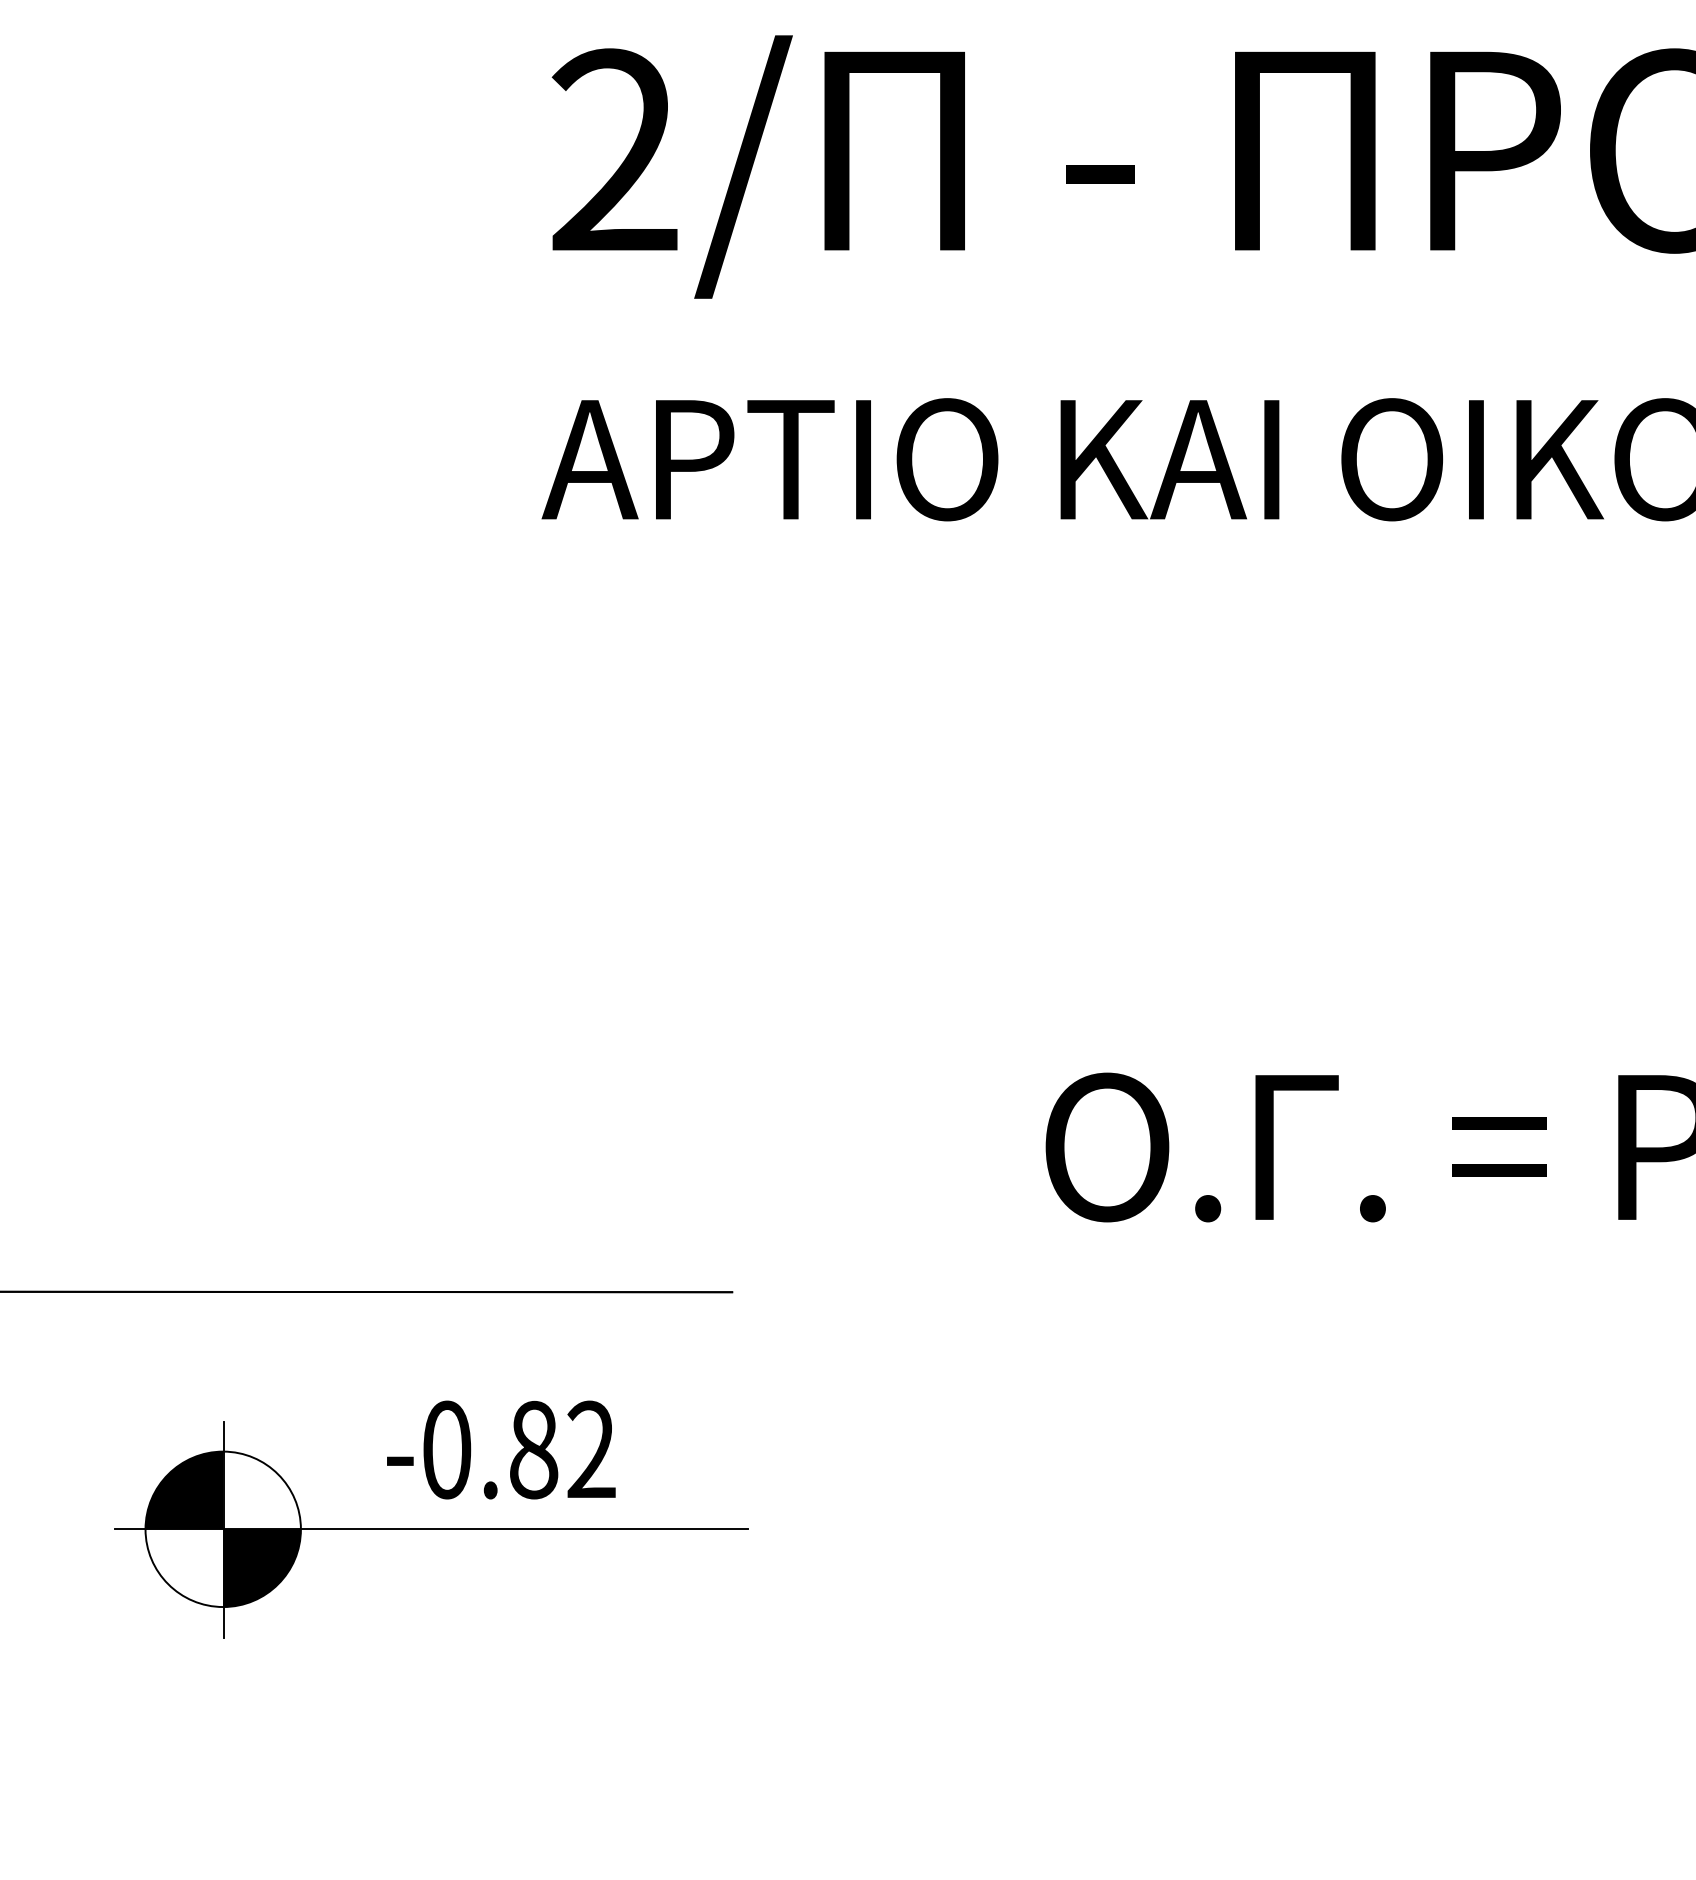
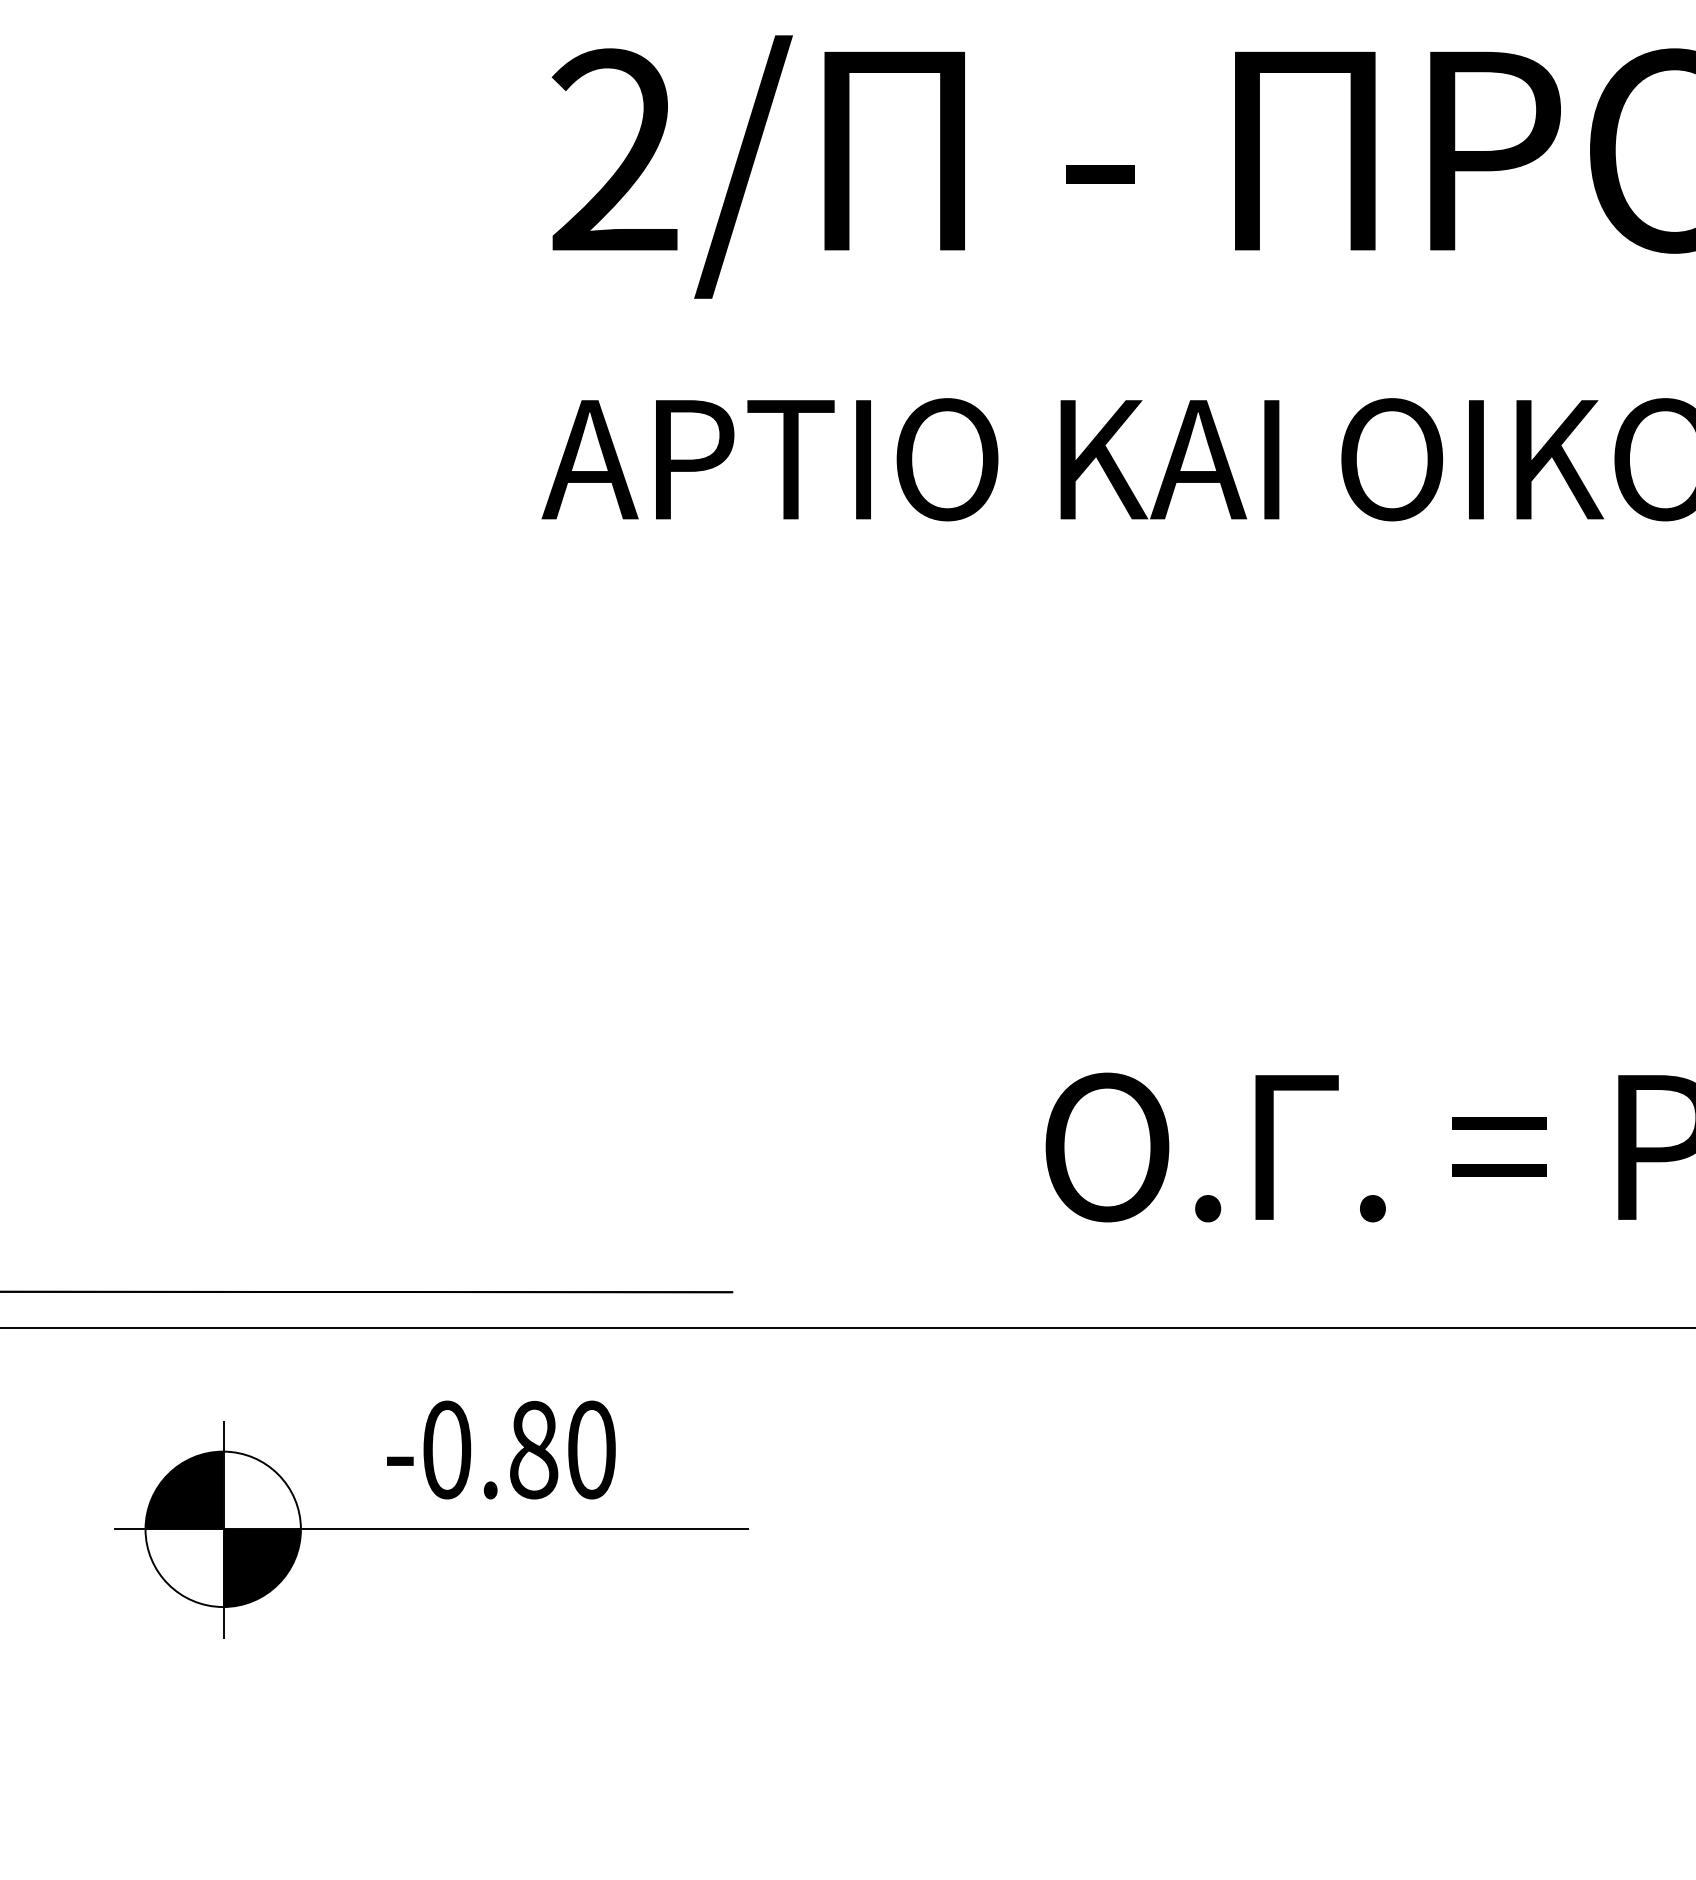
line: none -> present (847, 1328)
text: -0.82 -> -0.80 (591, 1449)
